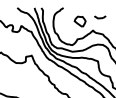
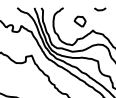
part position: (100, 17) -> (100, 9) (100, 9)
